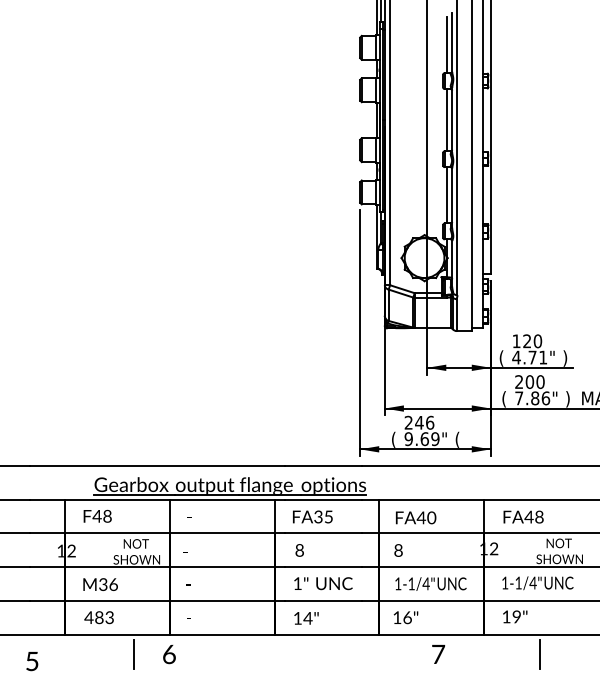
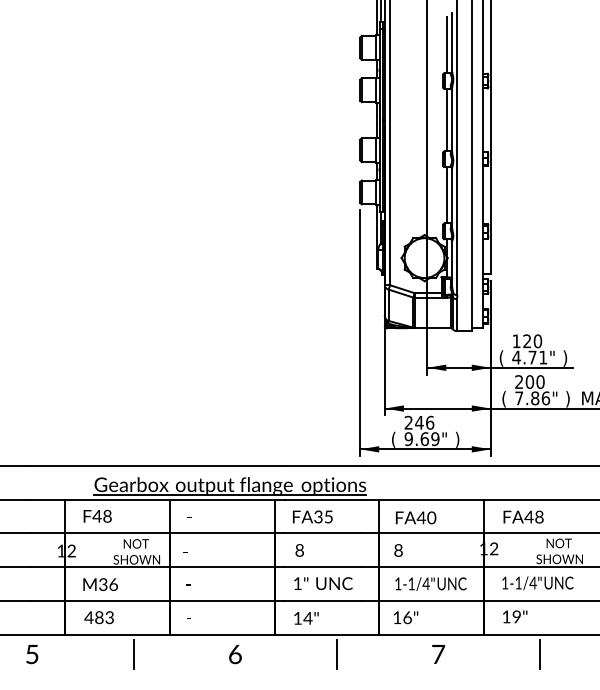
text: ( -> ) (457, 439)
text position: (169, 654) -> (235, 654) (235, 654)
line: none -> present (336, 654)
text position: (32, 661) -> (32, 654) (32, 654)
